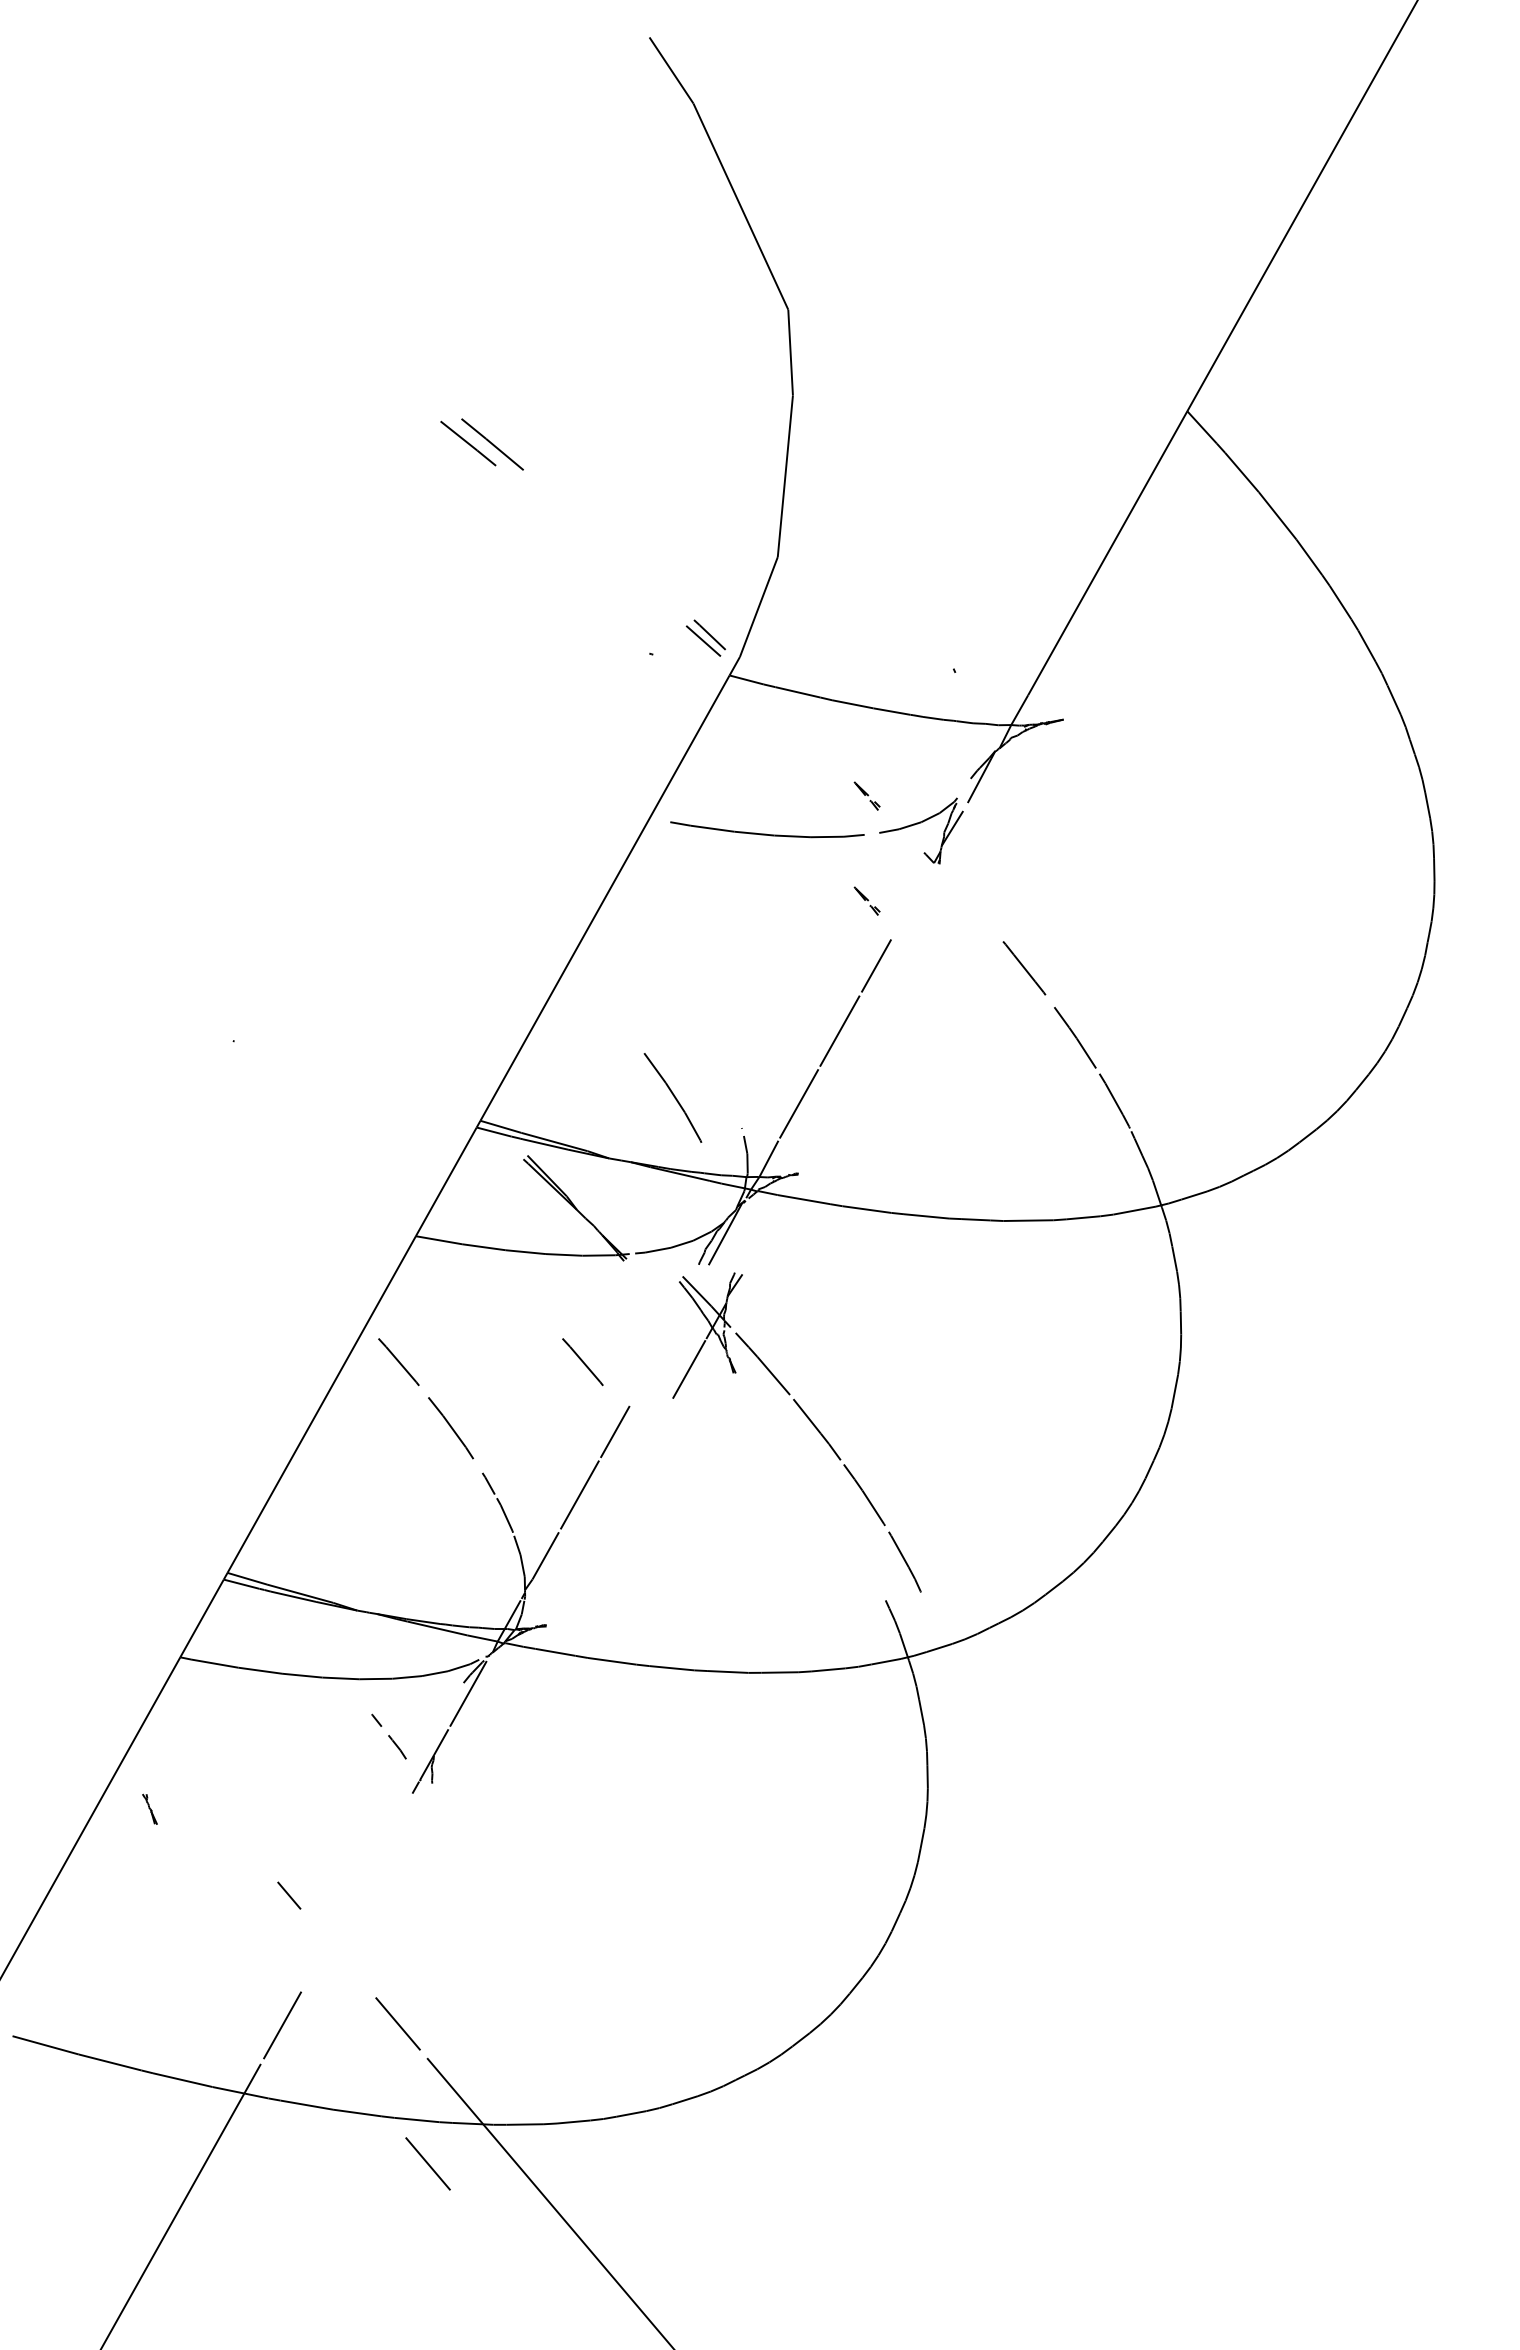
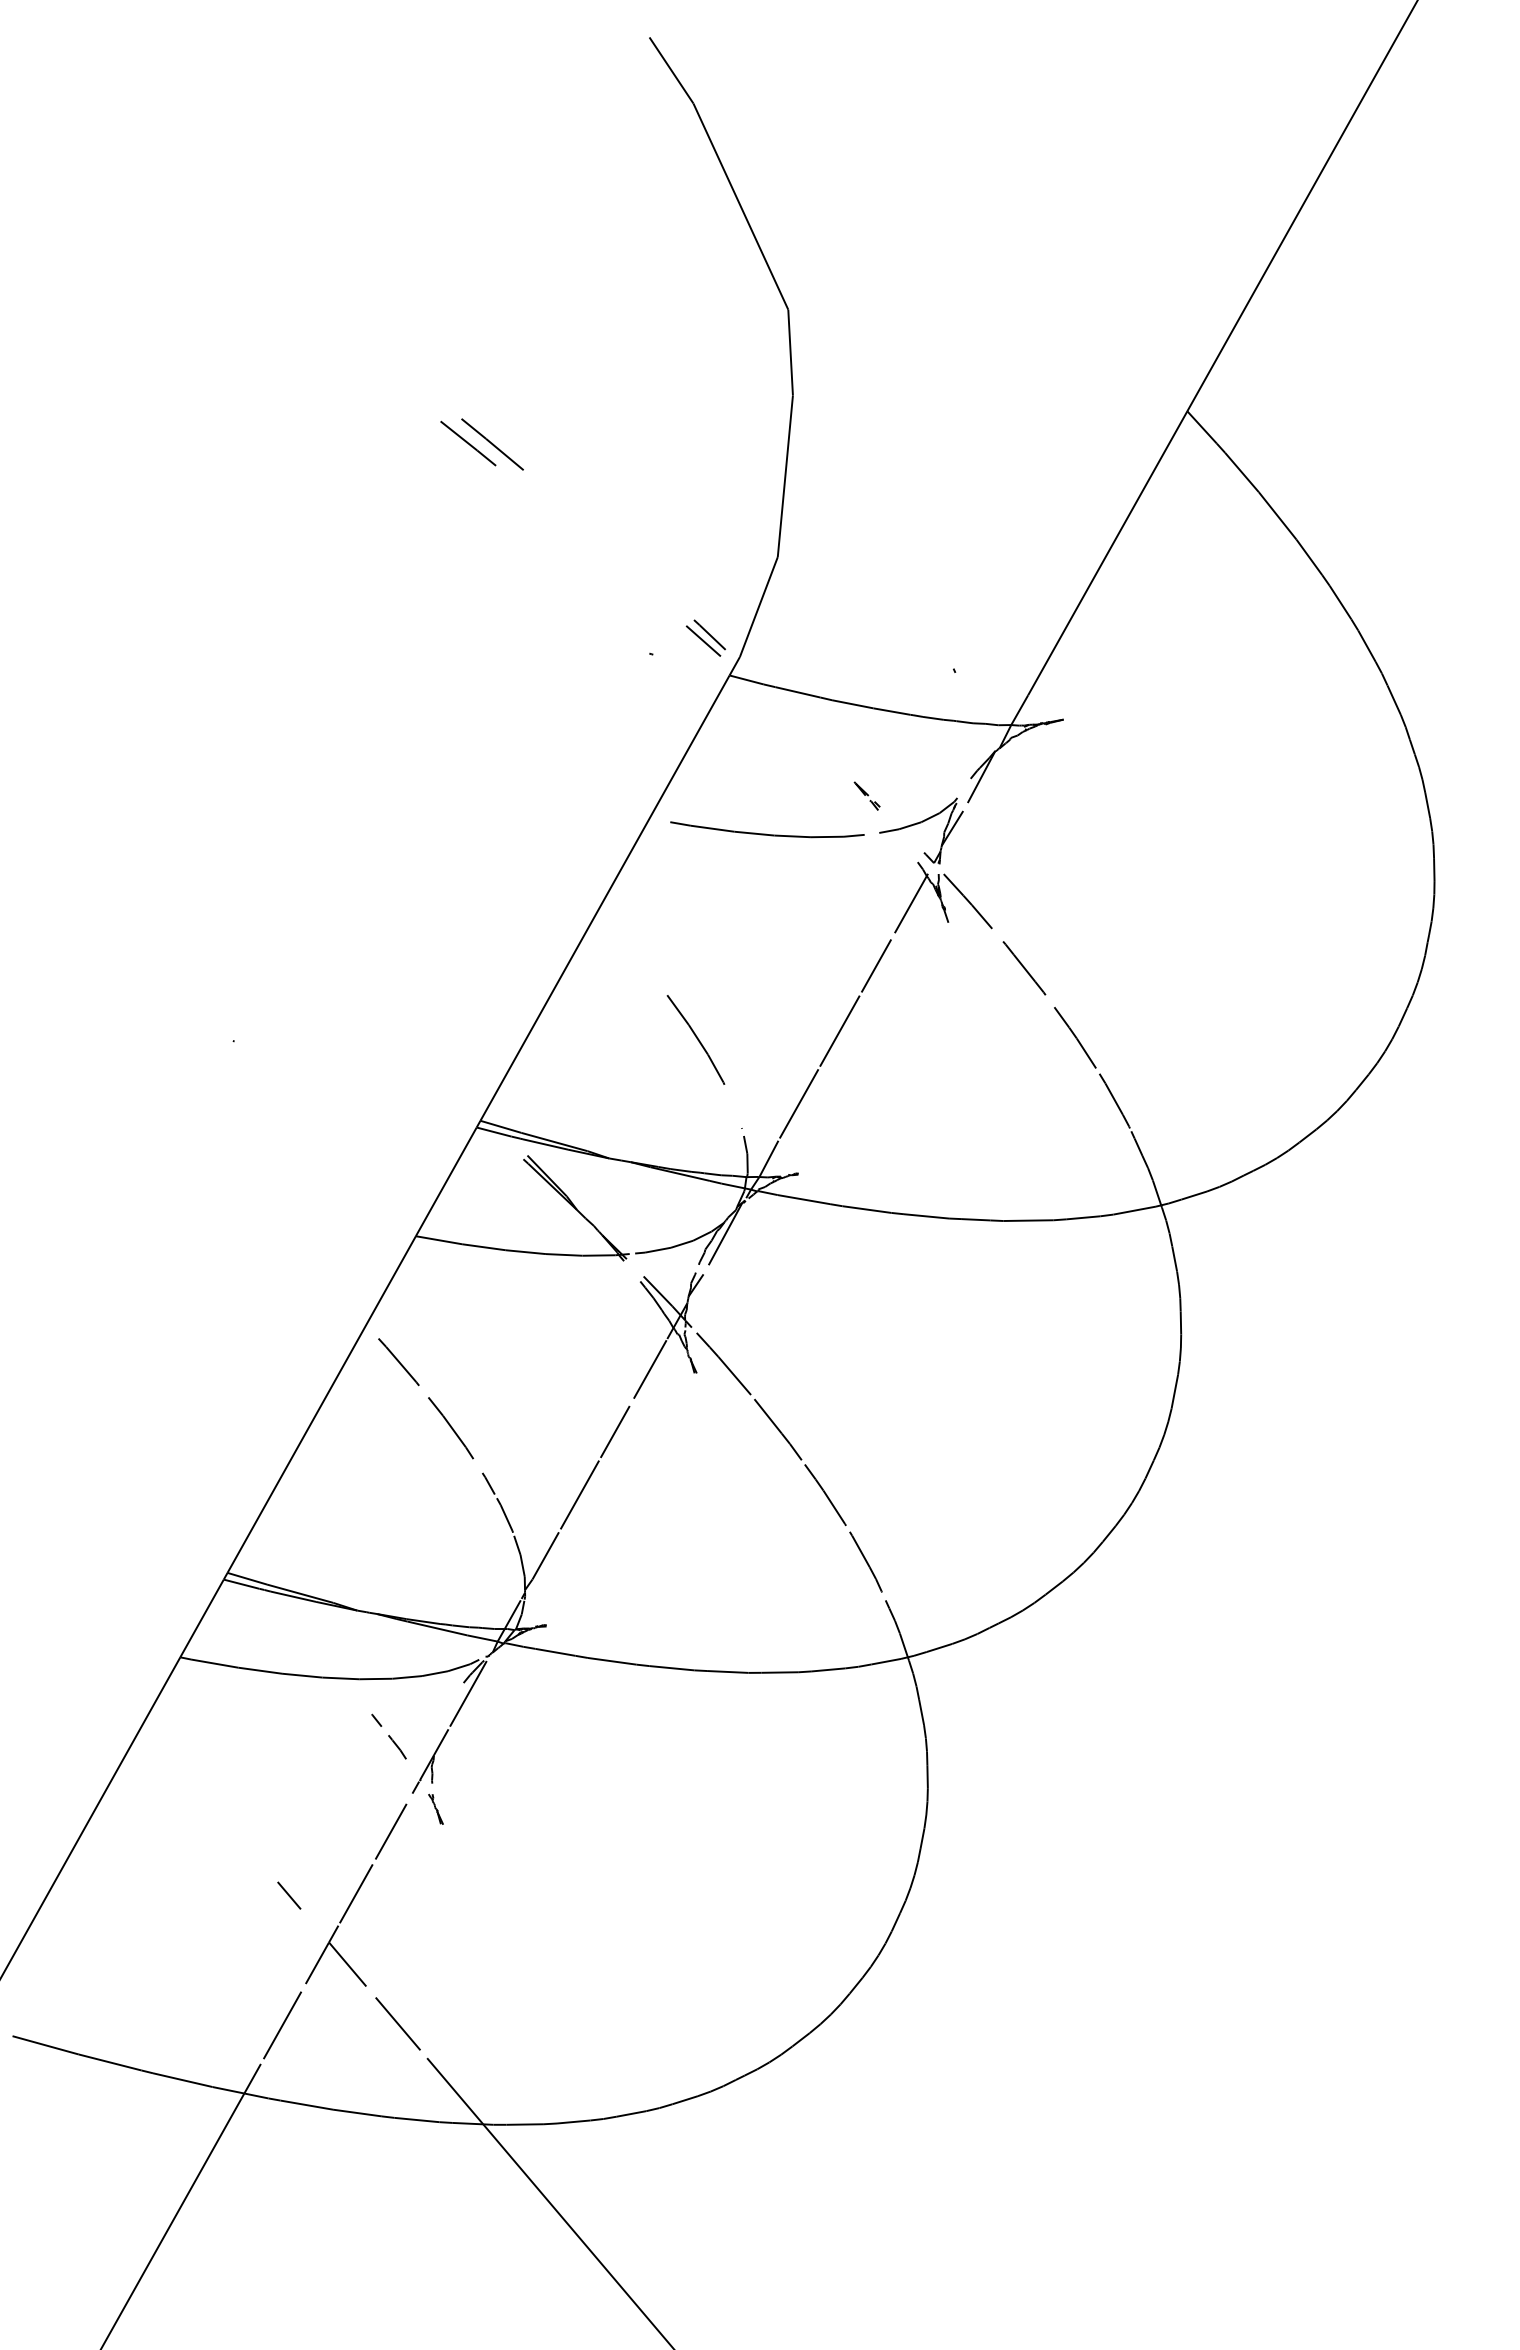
part: none -> present (943, 897)
part: present -> none (866, 900)
part position: (672, 1097) -> (695, 1039) (695, 1039)
line: present -> none (582, 1362)
part position: (810, 1422) -> (771, 1422) (771, 1422)
part position: (149, 1808) -> (435, 1808) (435, 1808)
part: none -> present (356, 1894)
line: present -> none (427, 2163)
